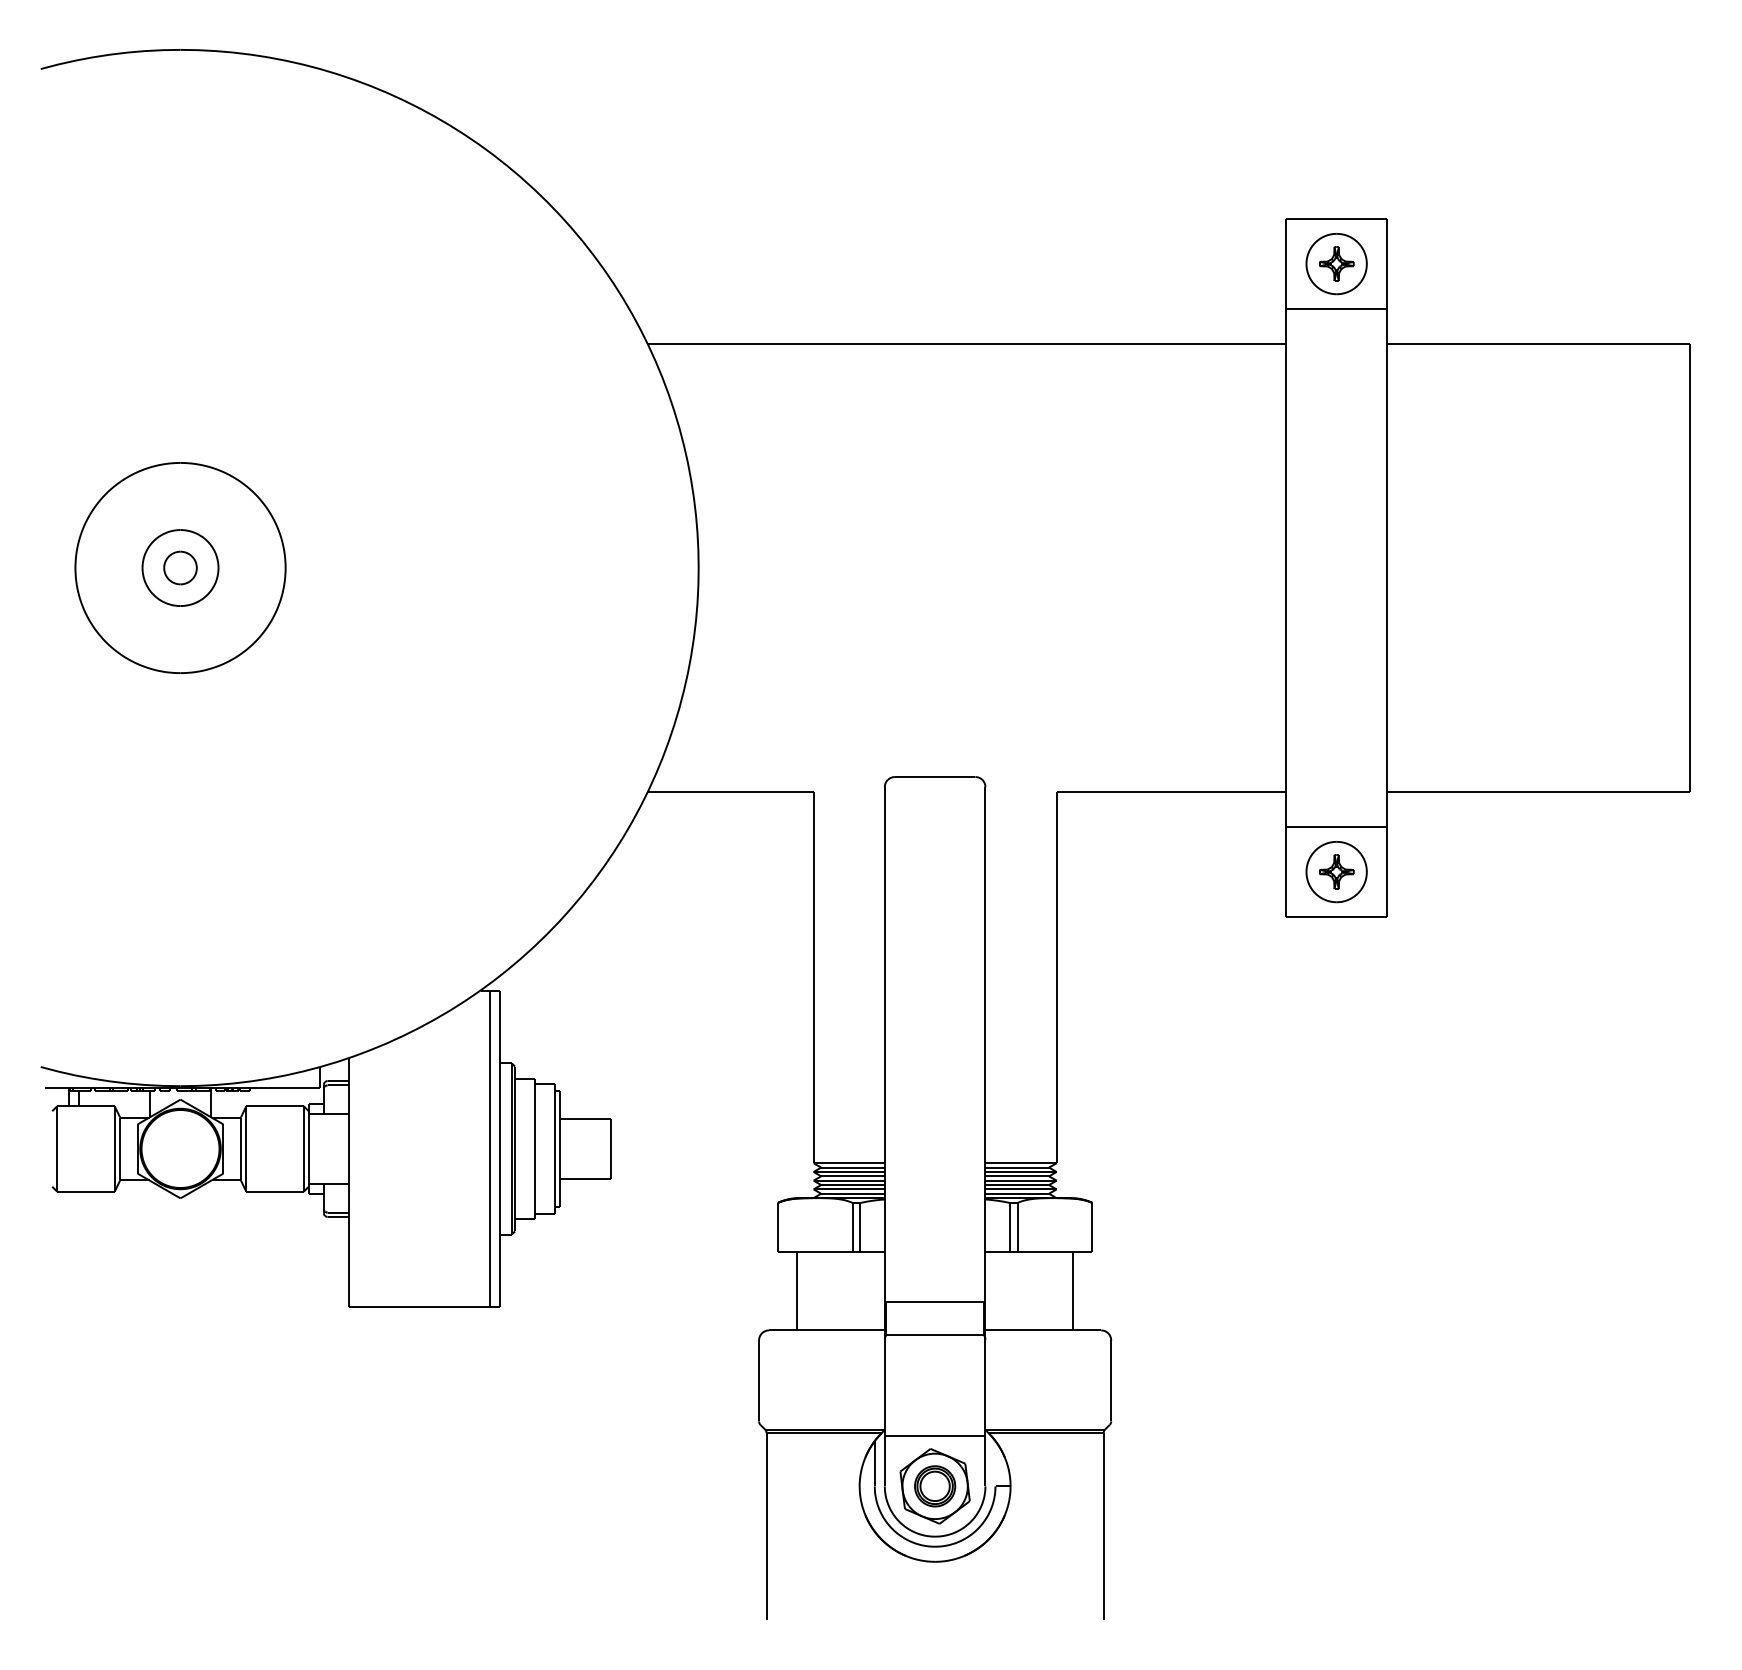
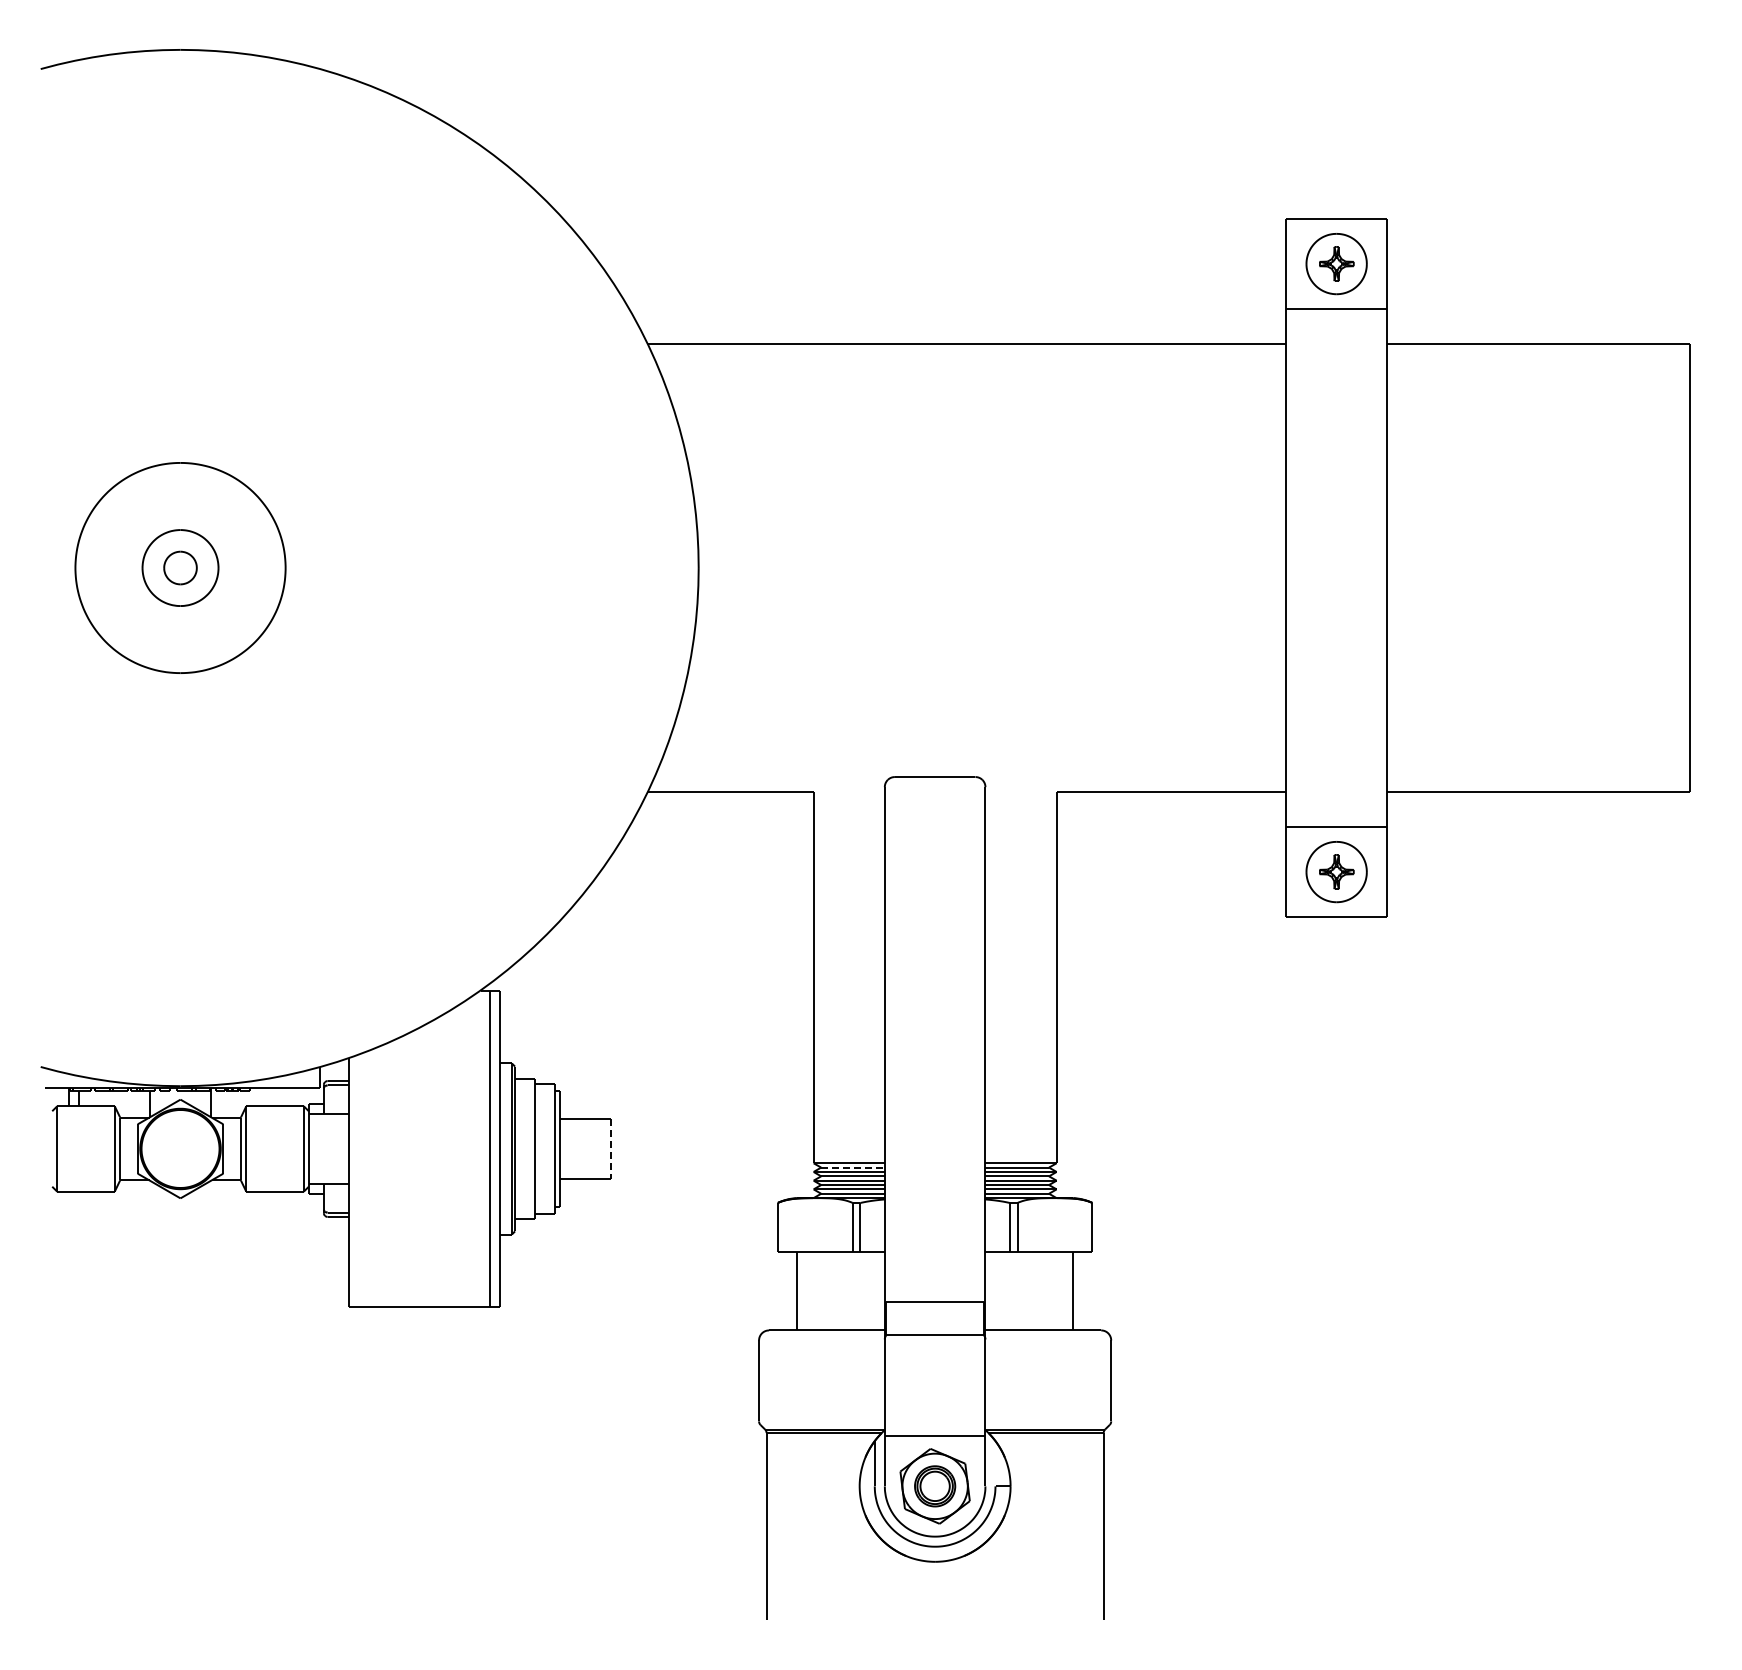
line: solid -> dashed (610, 1149)
line: solid -> dashed (853, 1167)
